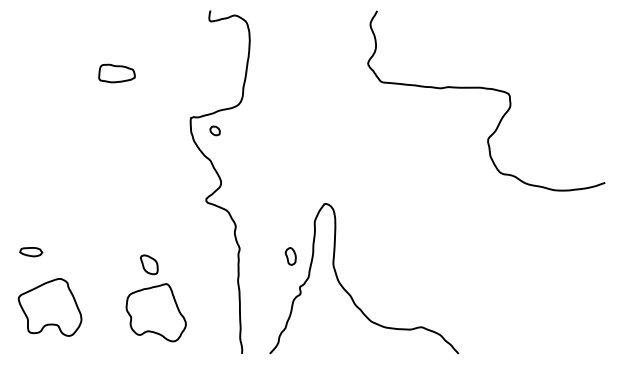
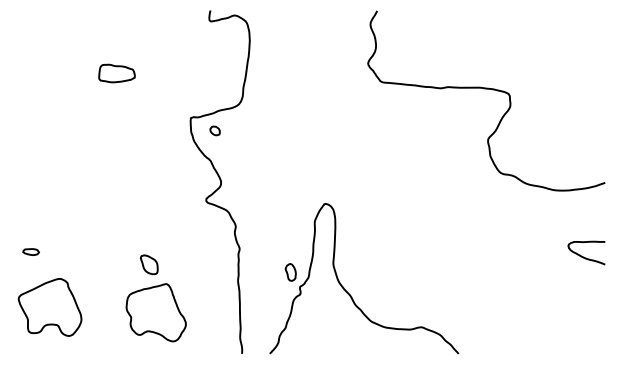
part size: 25x11 px -> 18x8 px (30, 251)
part position: (290, 256) -> (290, 272) (290, 272)
curve: none -> present (583, 256)
